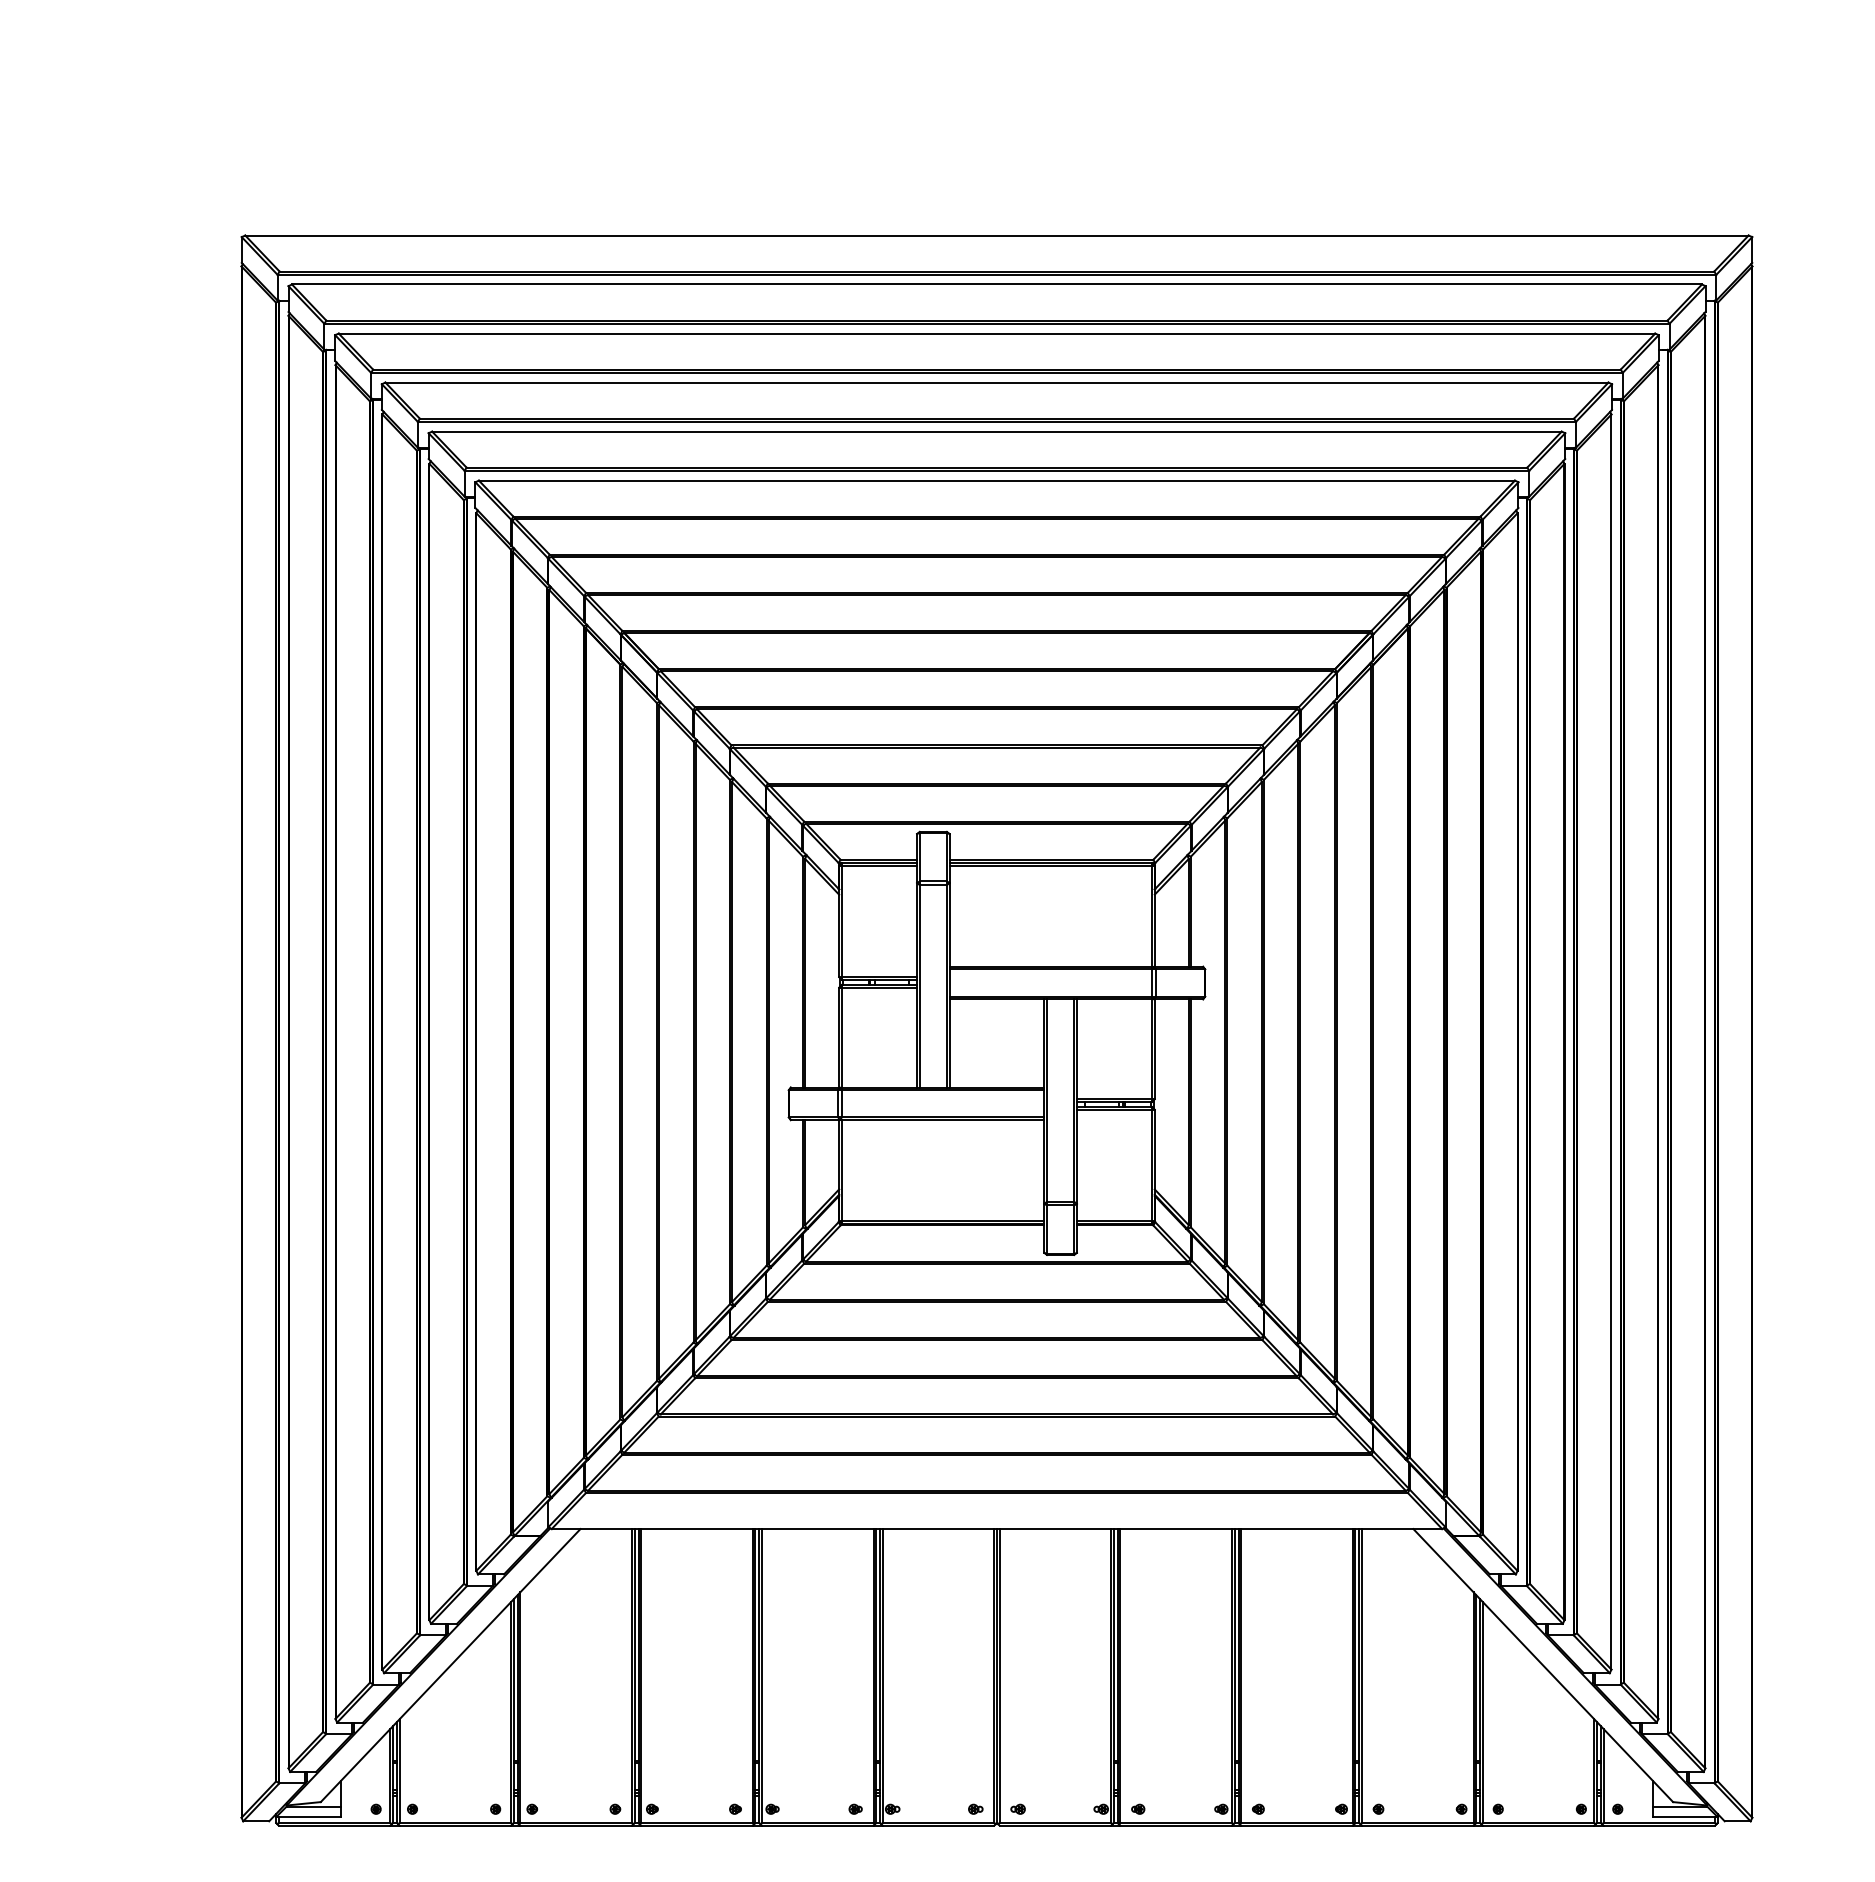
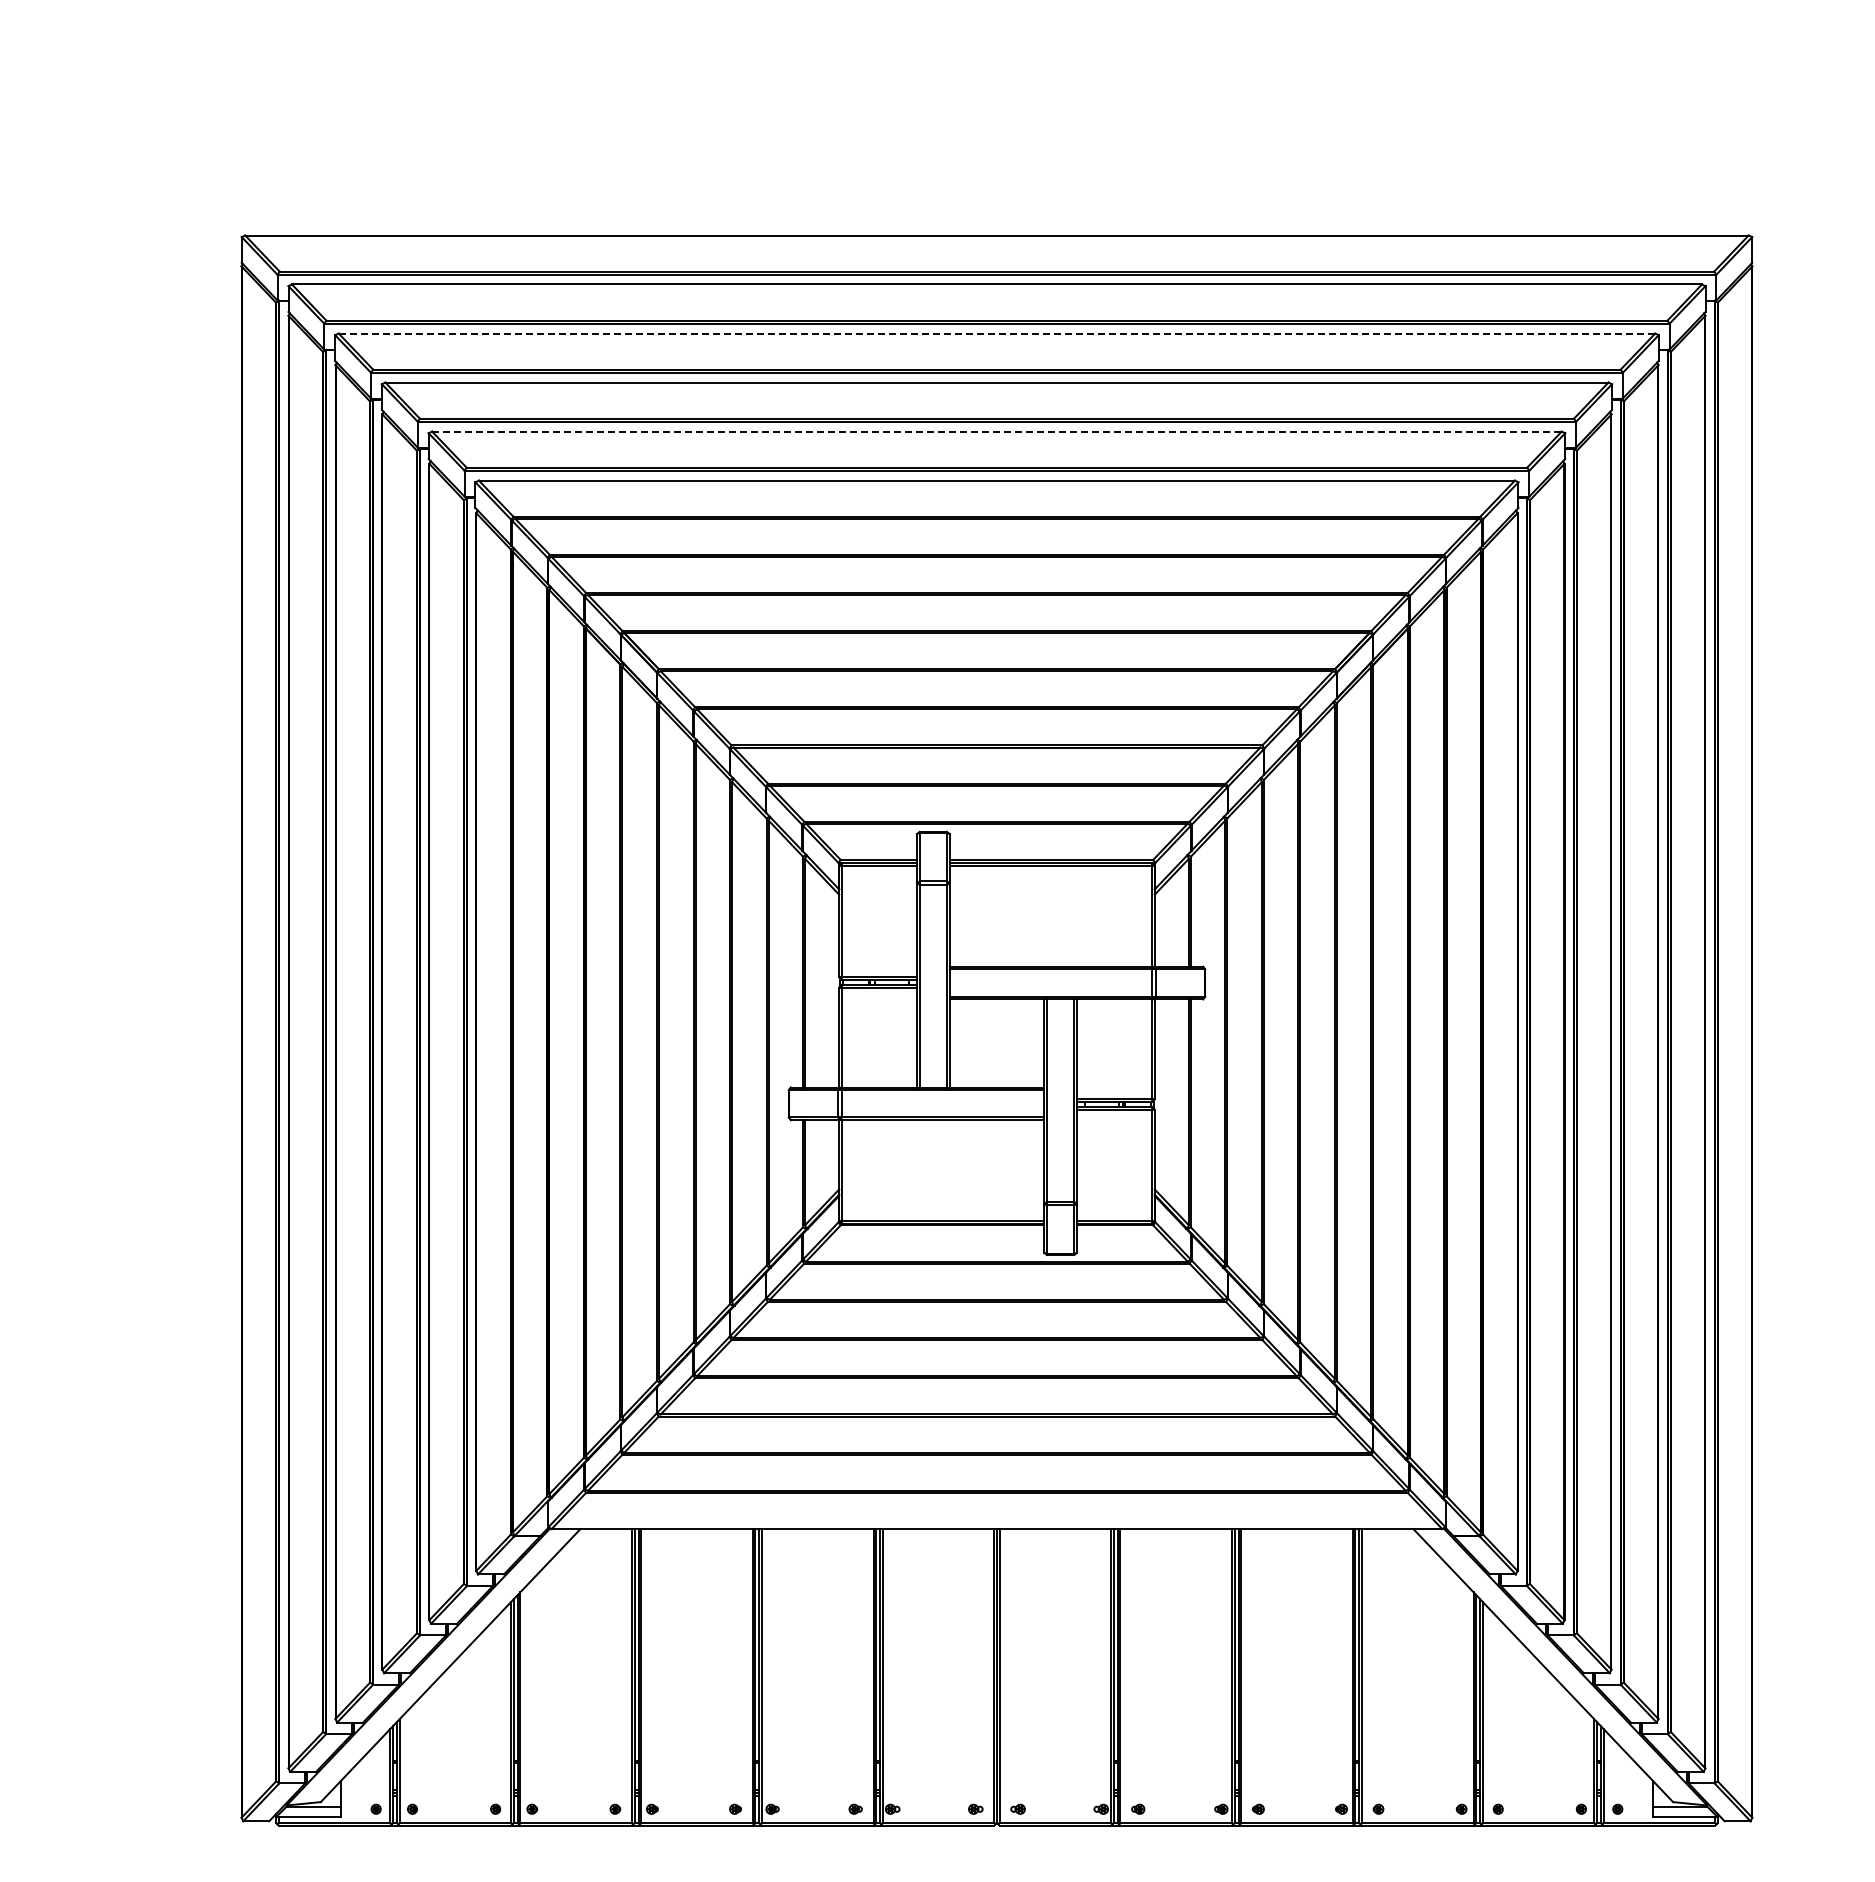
line: solid -> dashed (997, 333)
line: solid -> dashed (996, 431)
